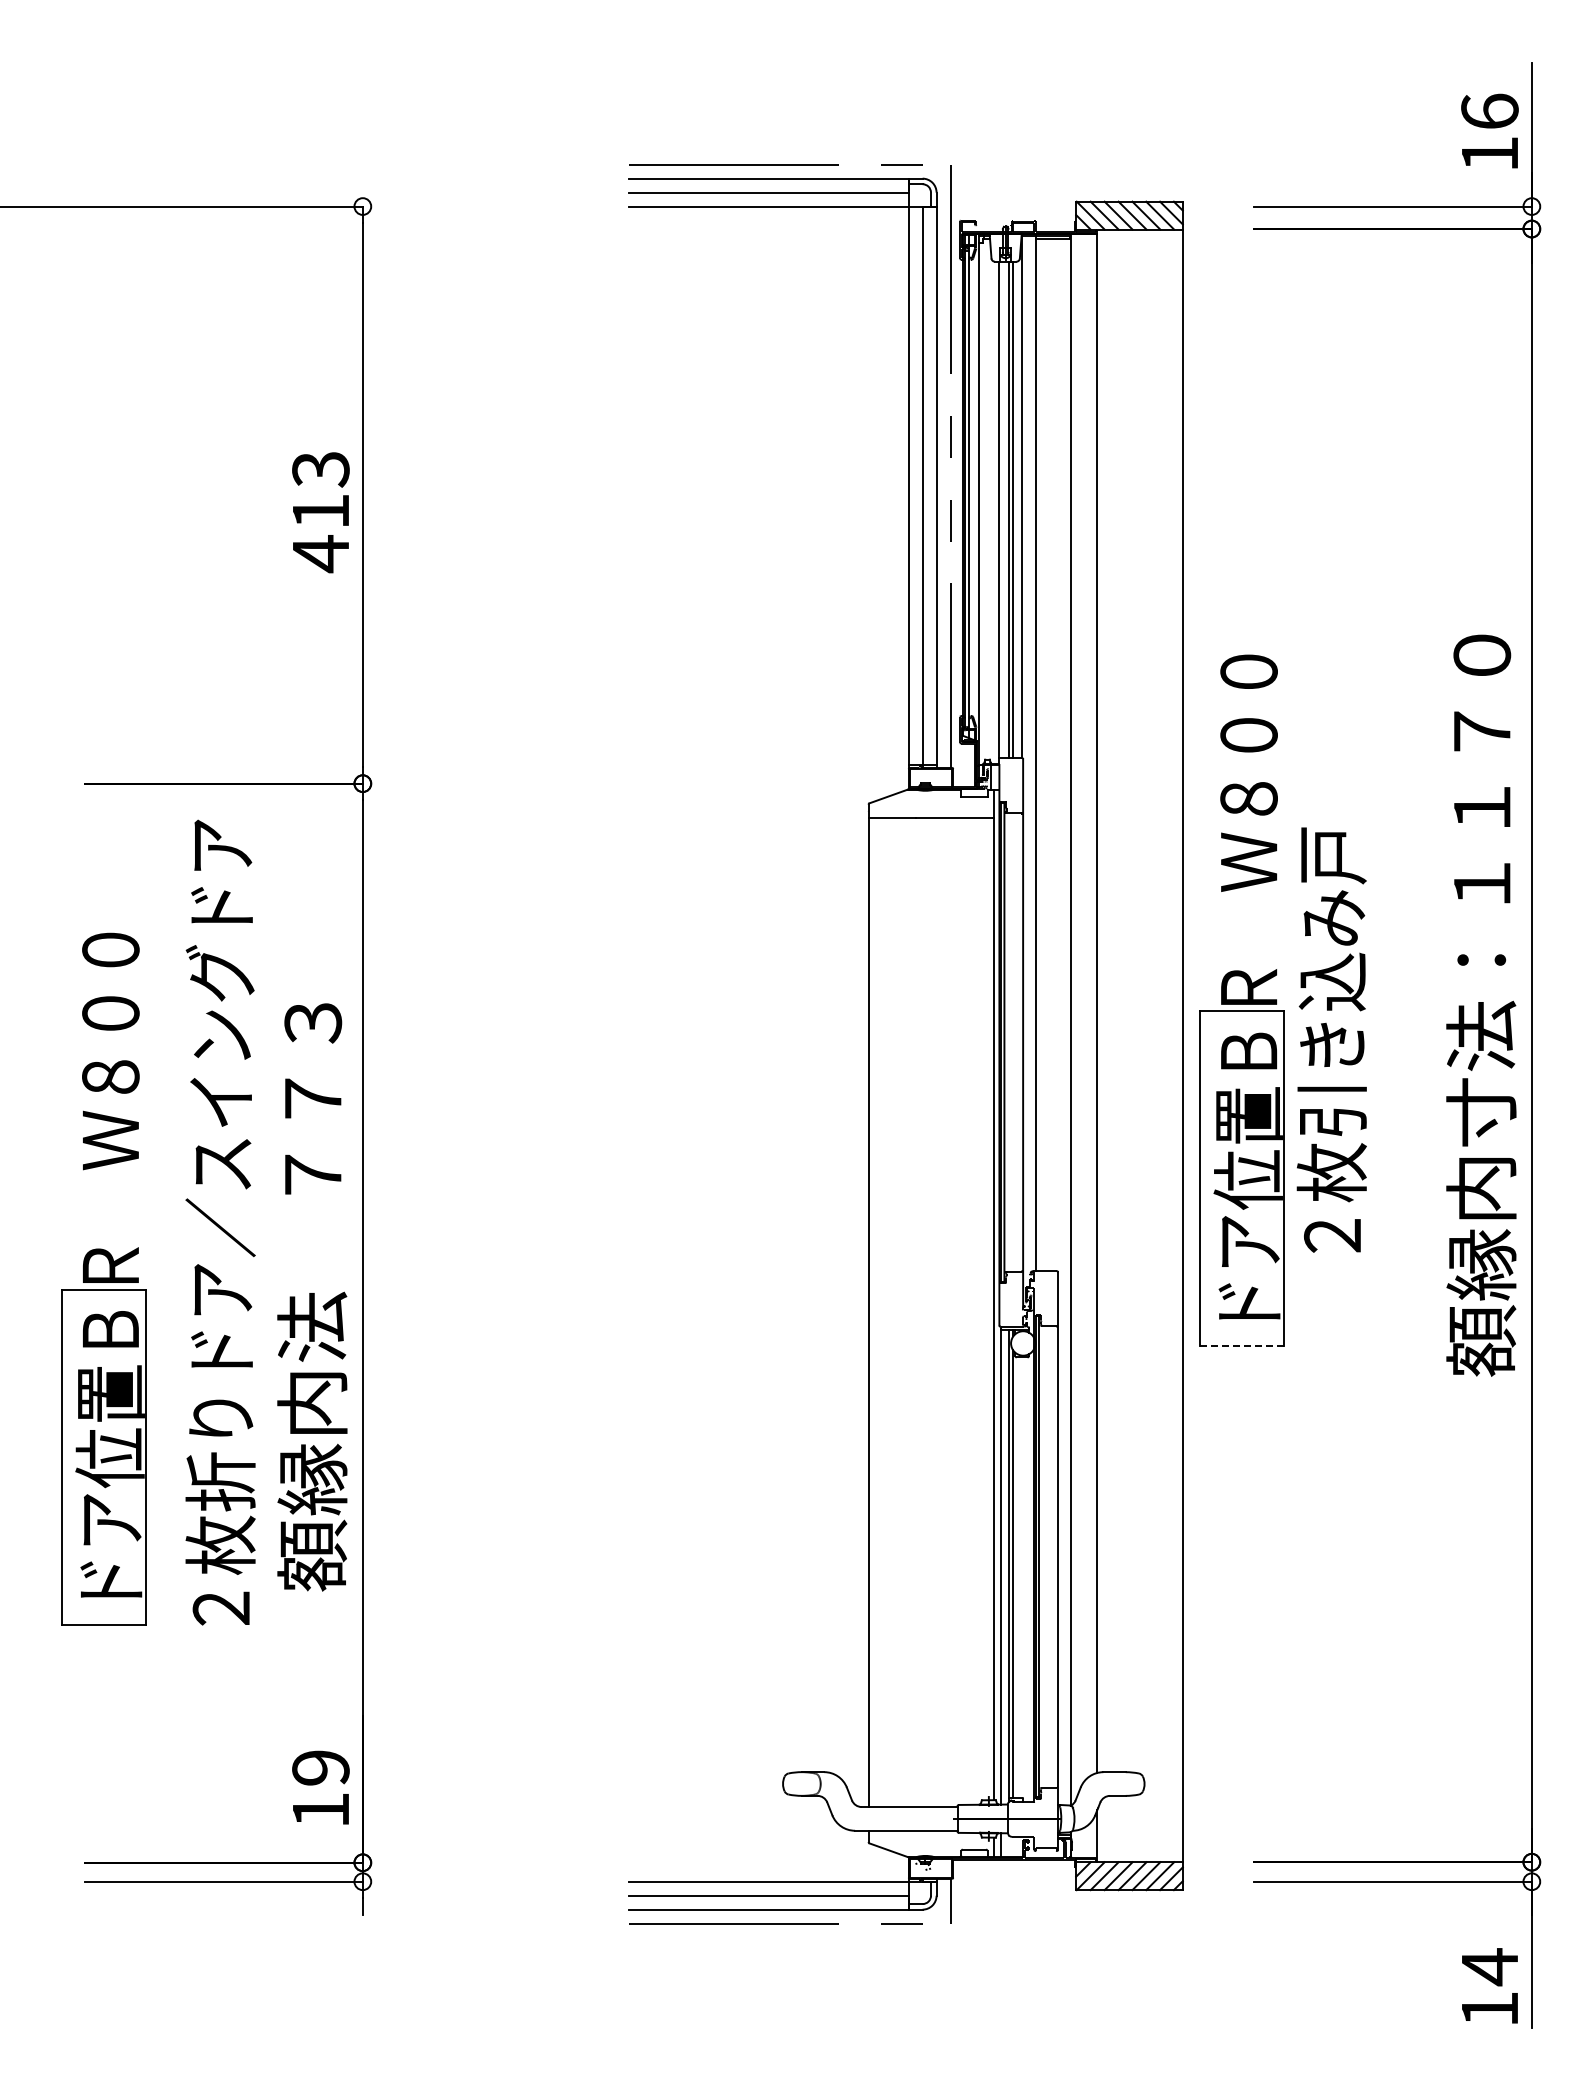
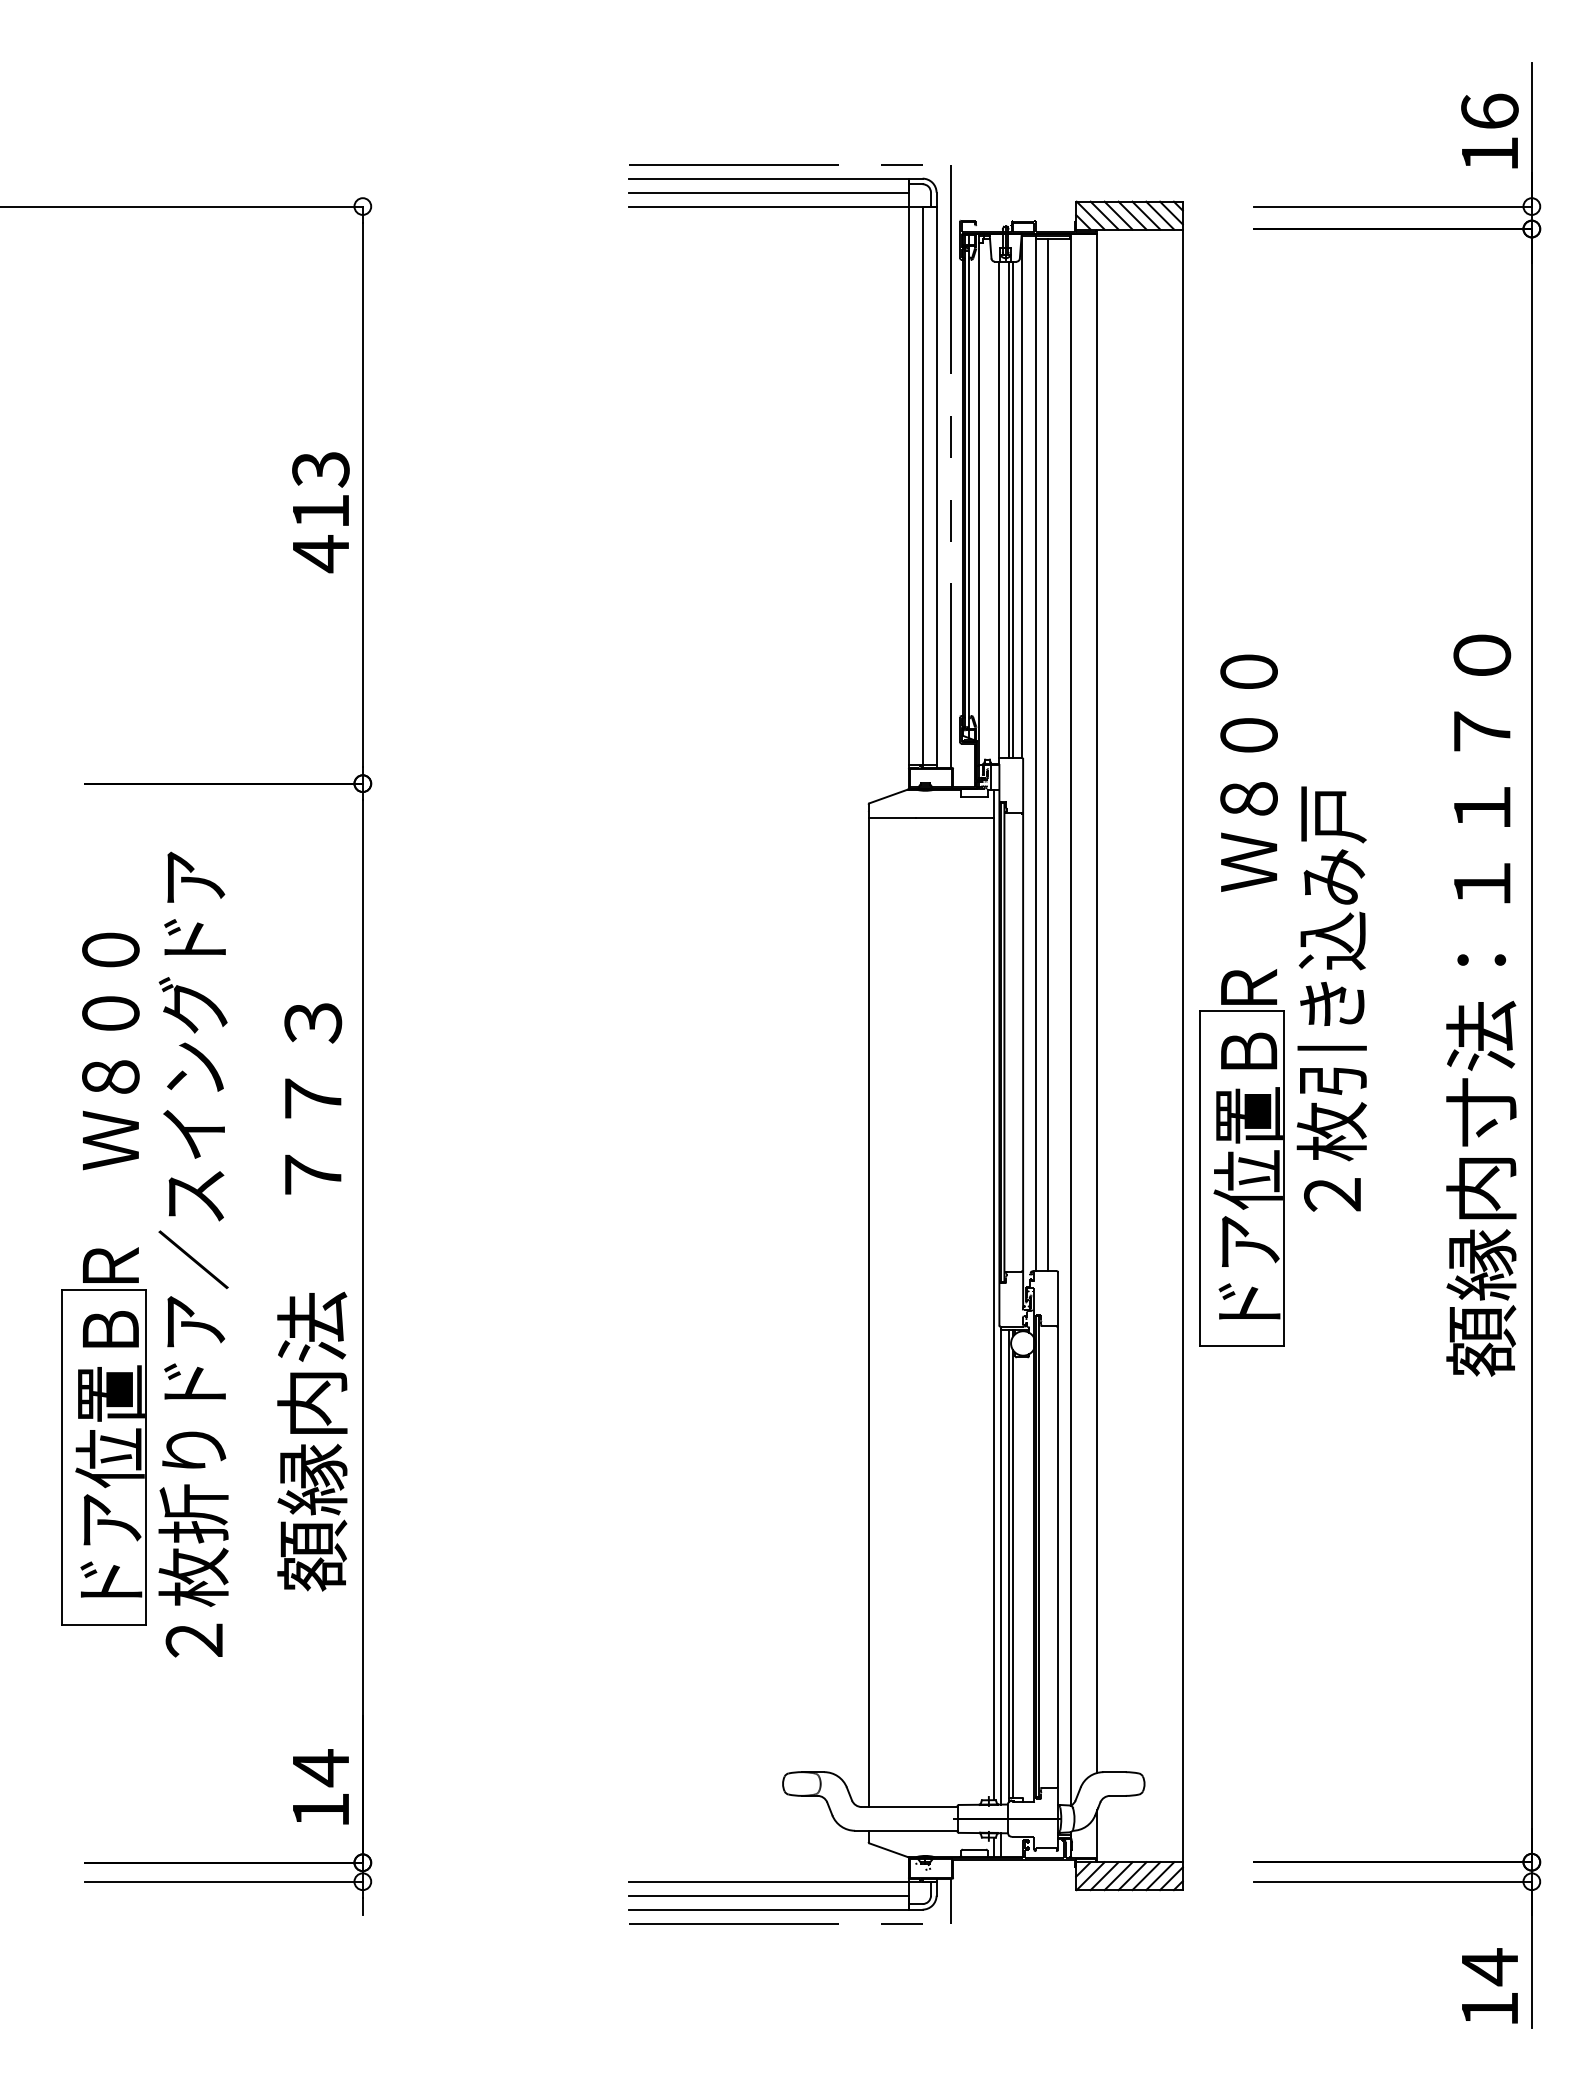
line: none -> present (1048, 755)
text position: (1331, 1039) -> (1331, 998) (1331, 998)
text position: (220, 1222) -> (193, 1254) (193, 1254)
line: dashed -> solid (1242, 1346)
text: 19 -> 14 (320, 1768)
